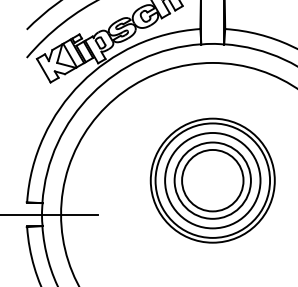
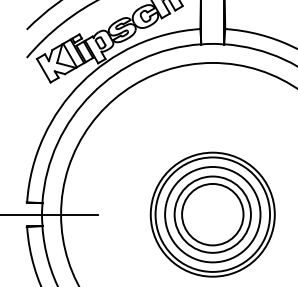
part position: (212, 180) -> (212, 214) (212, 214)
